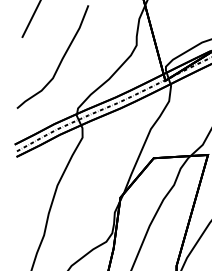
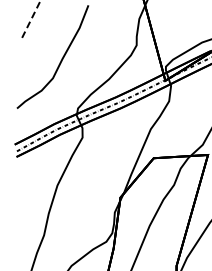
line: solid -> dashed (31, 19)
